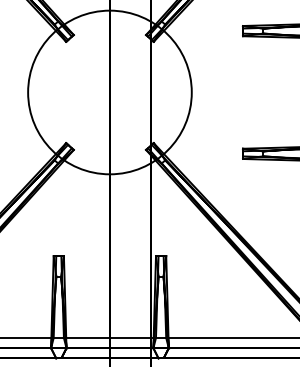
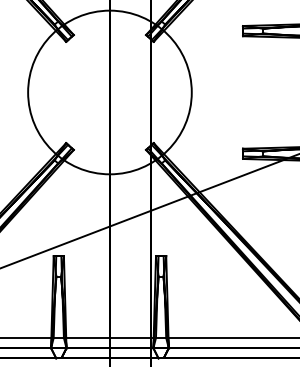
line: none -> present (149, 211)
